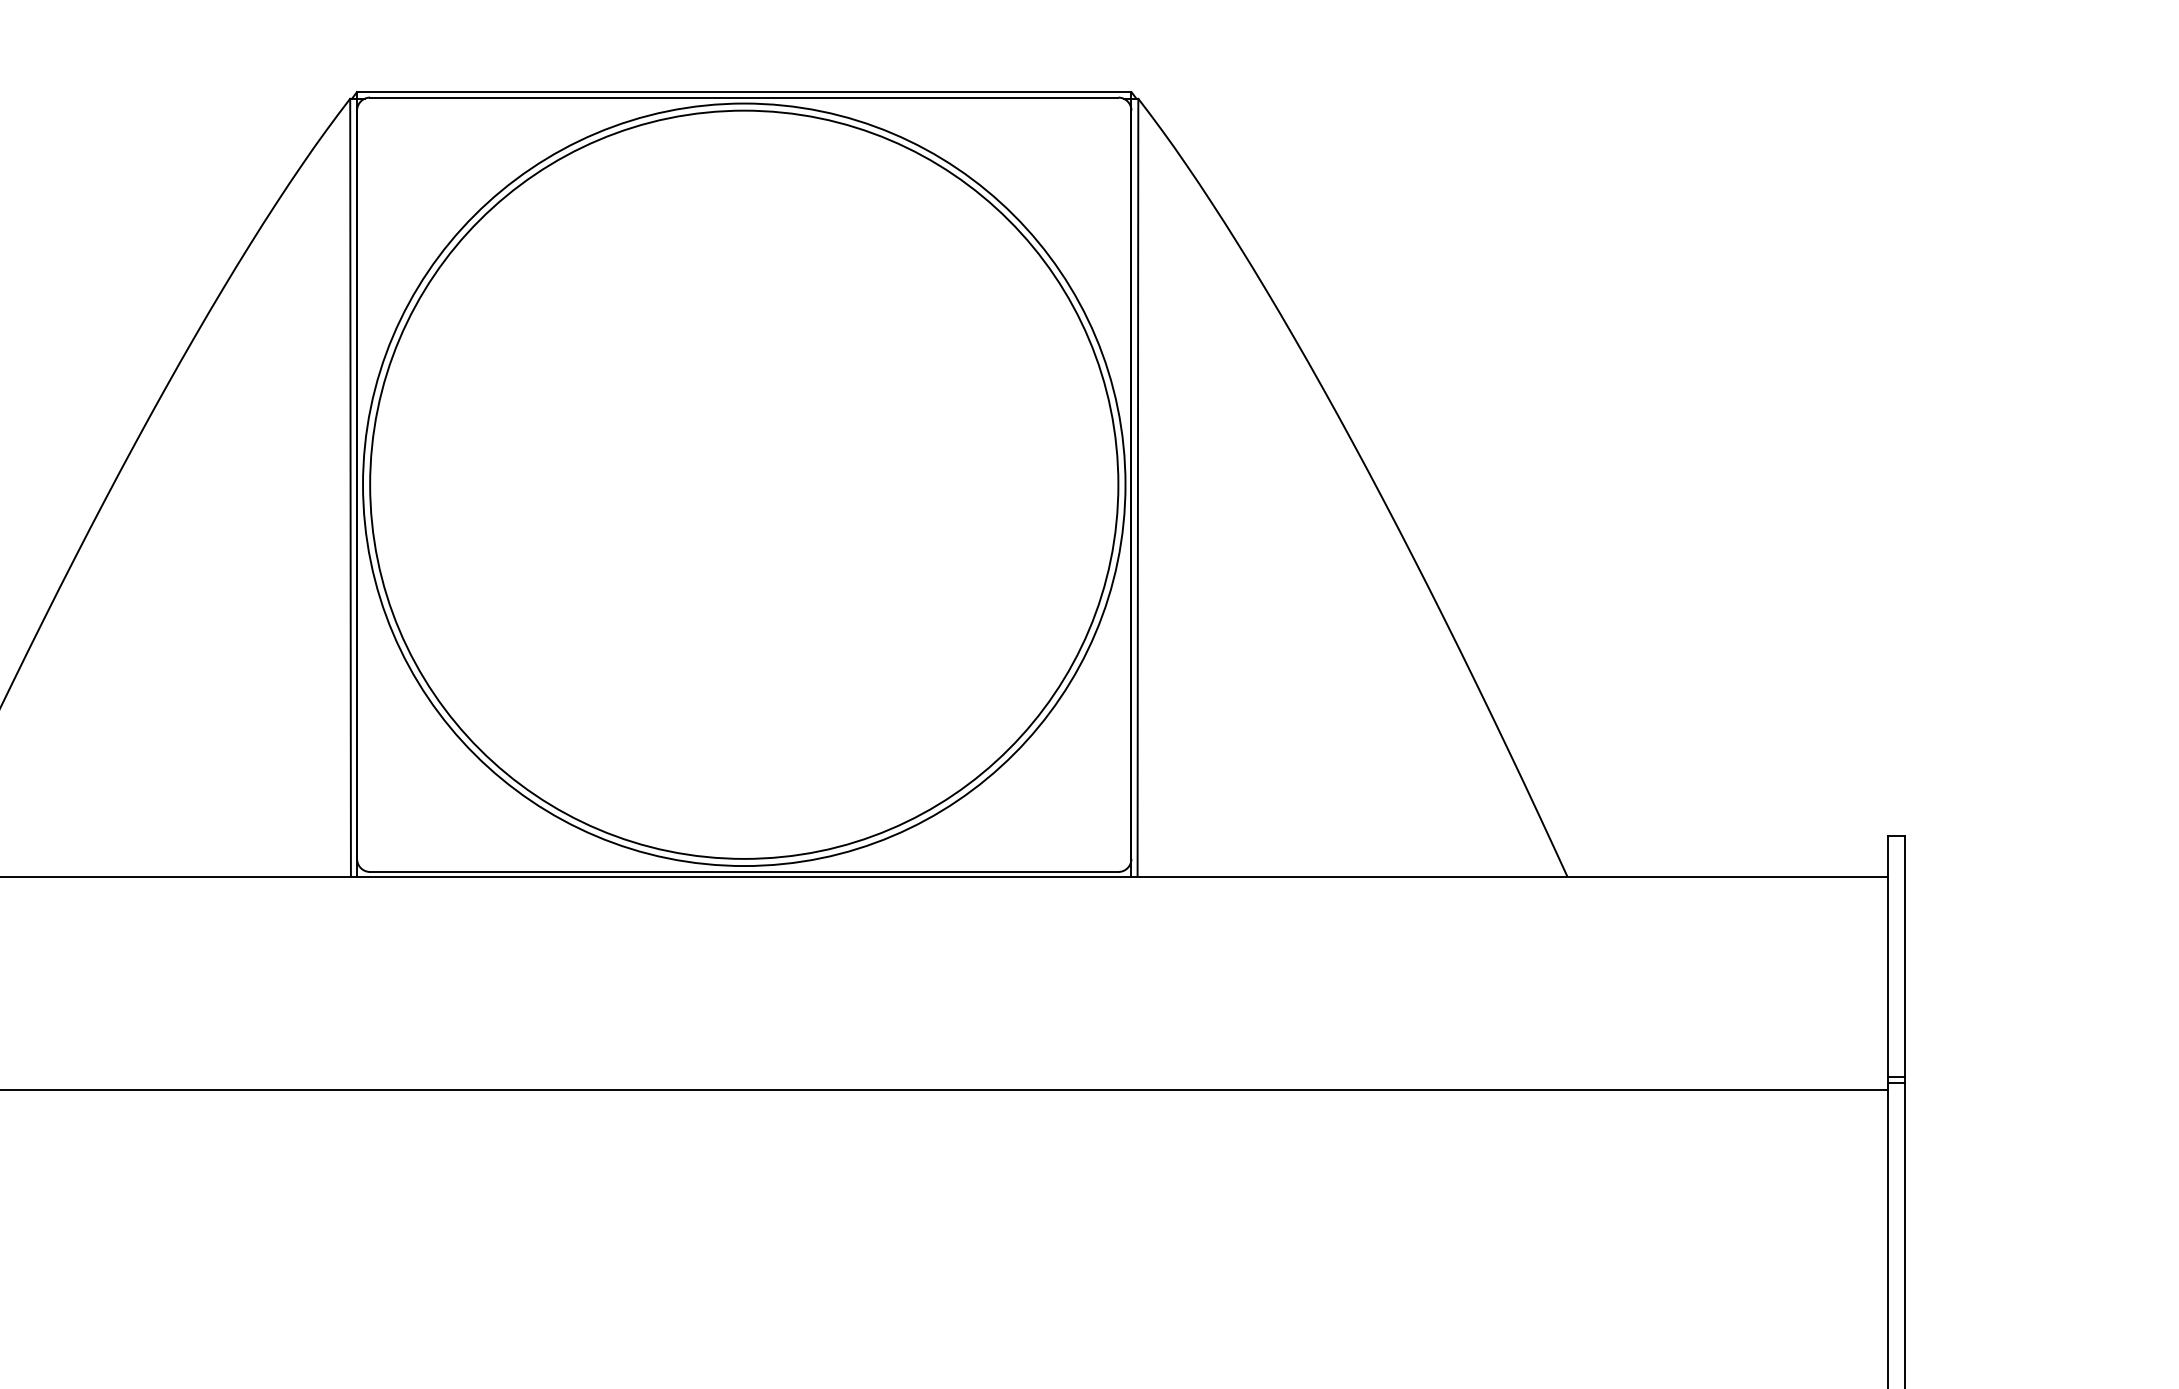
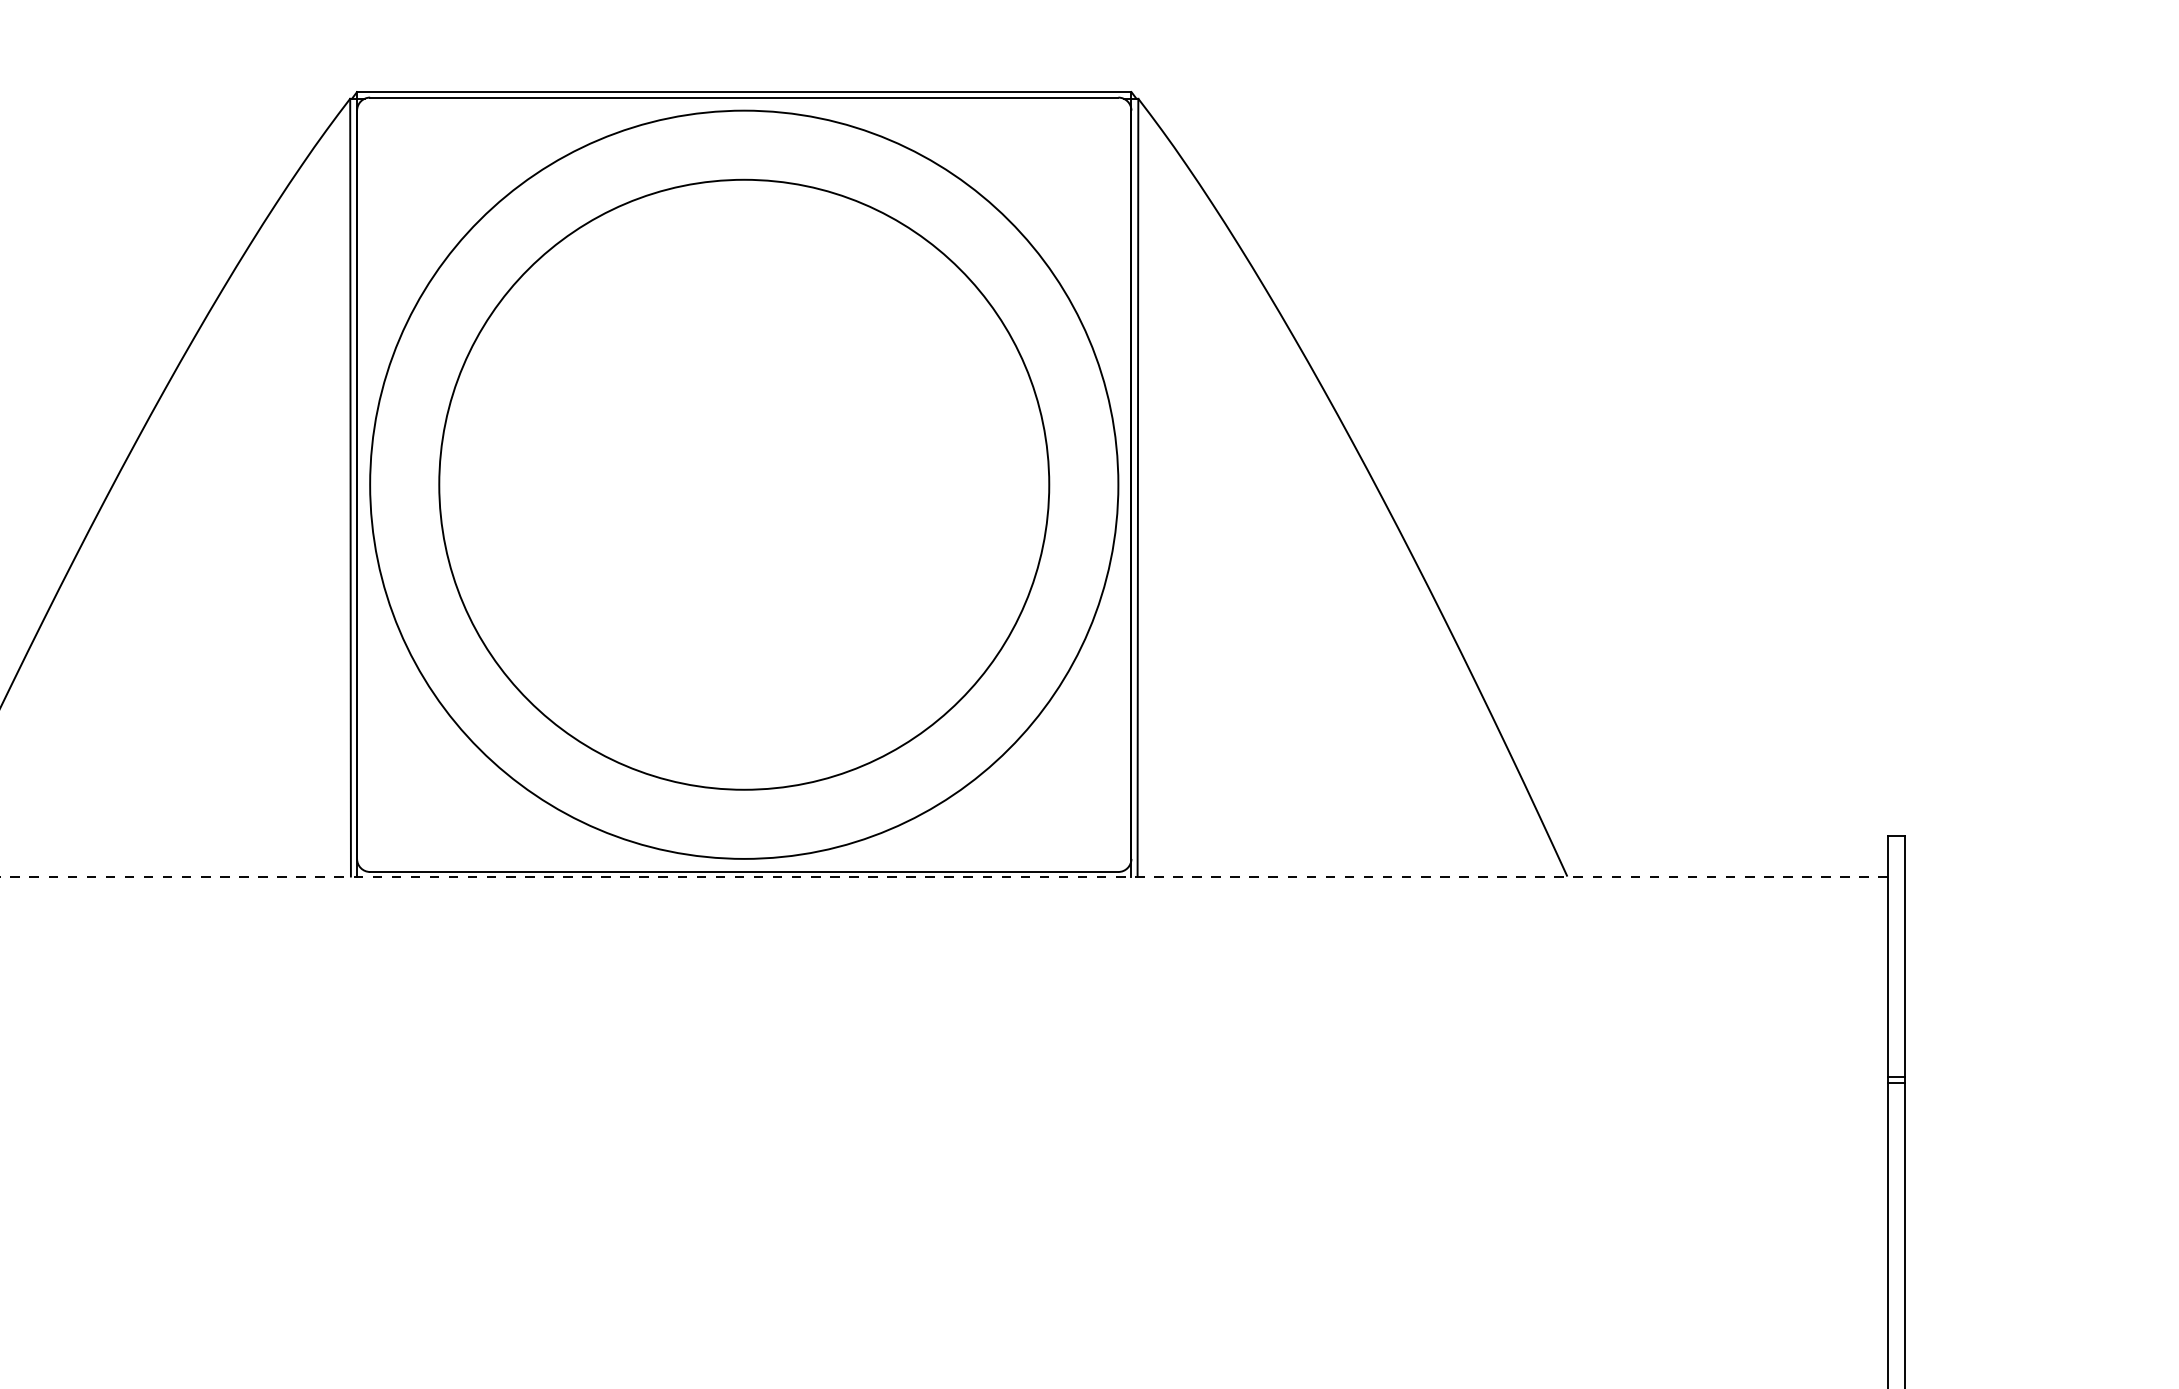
circle diameter: 762 px -> 610 px (744, 484)
line: solid -> dashed (944, 876)
line: present -> none (944, 1089)
